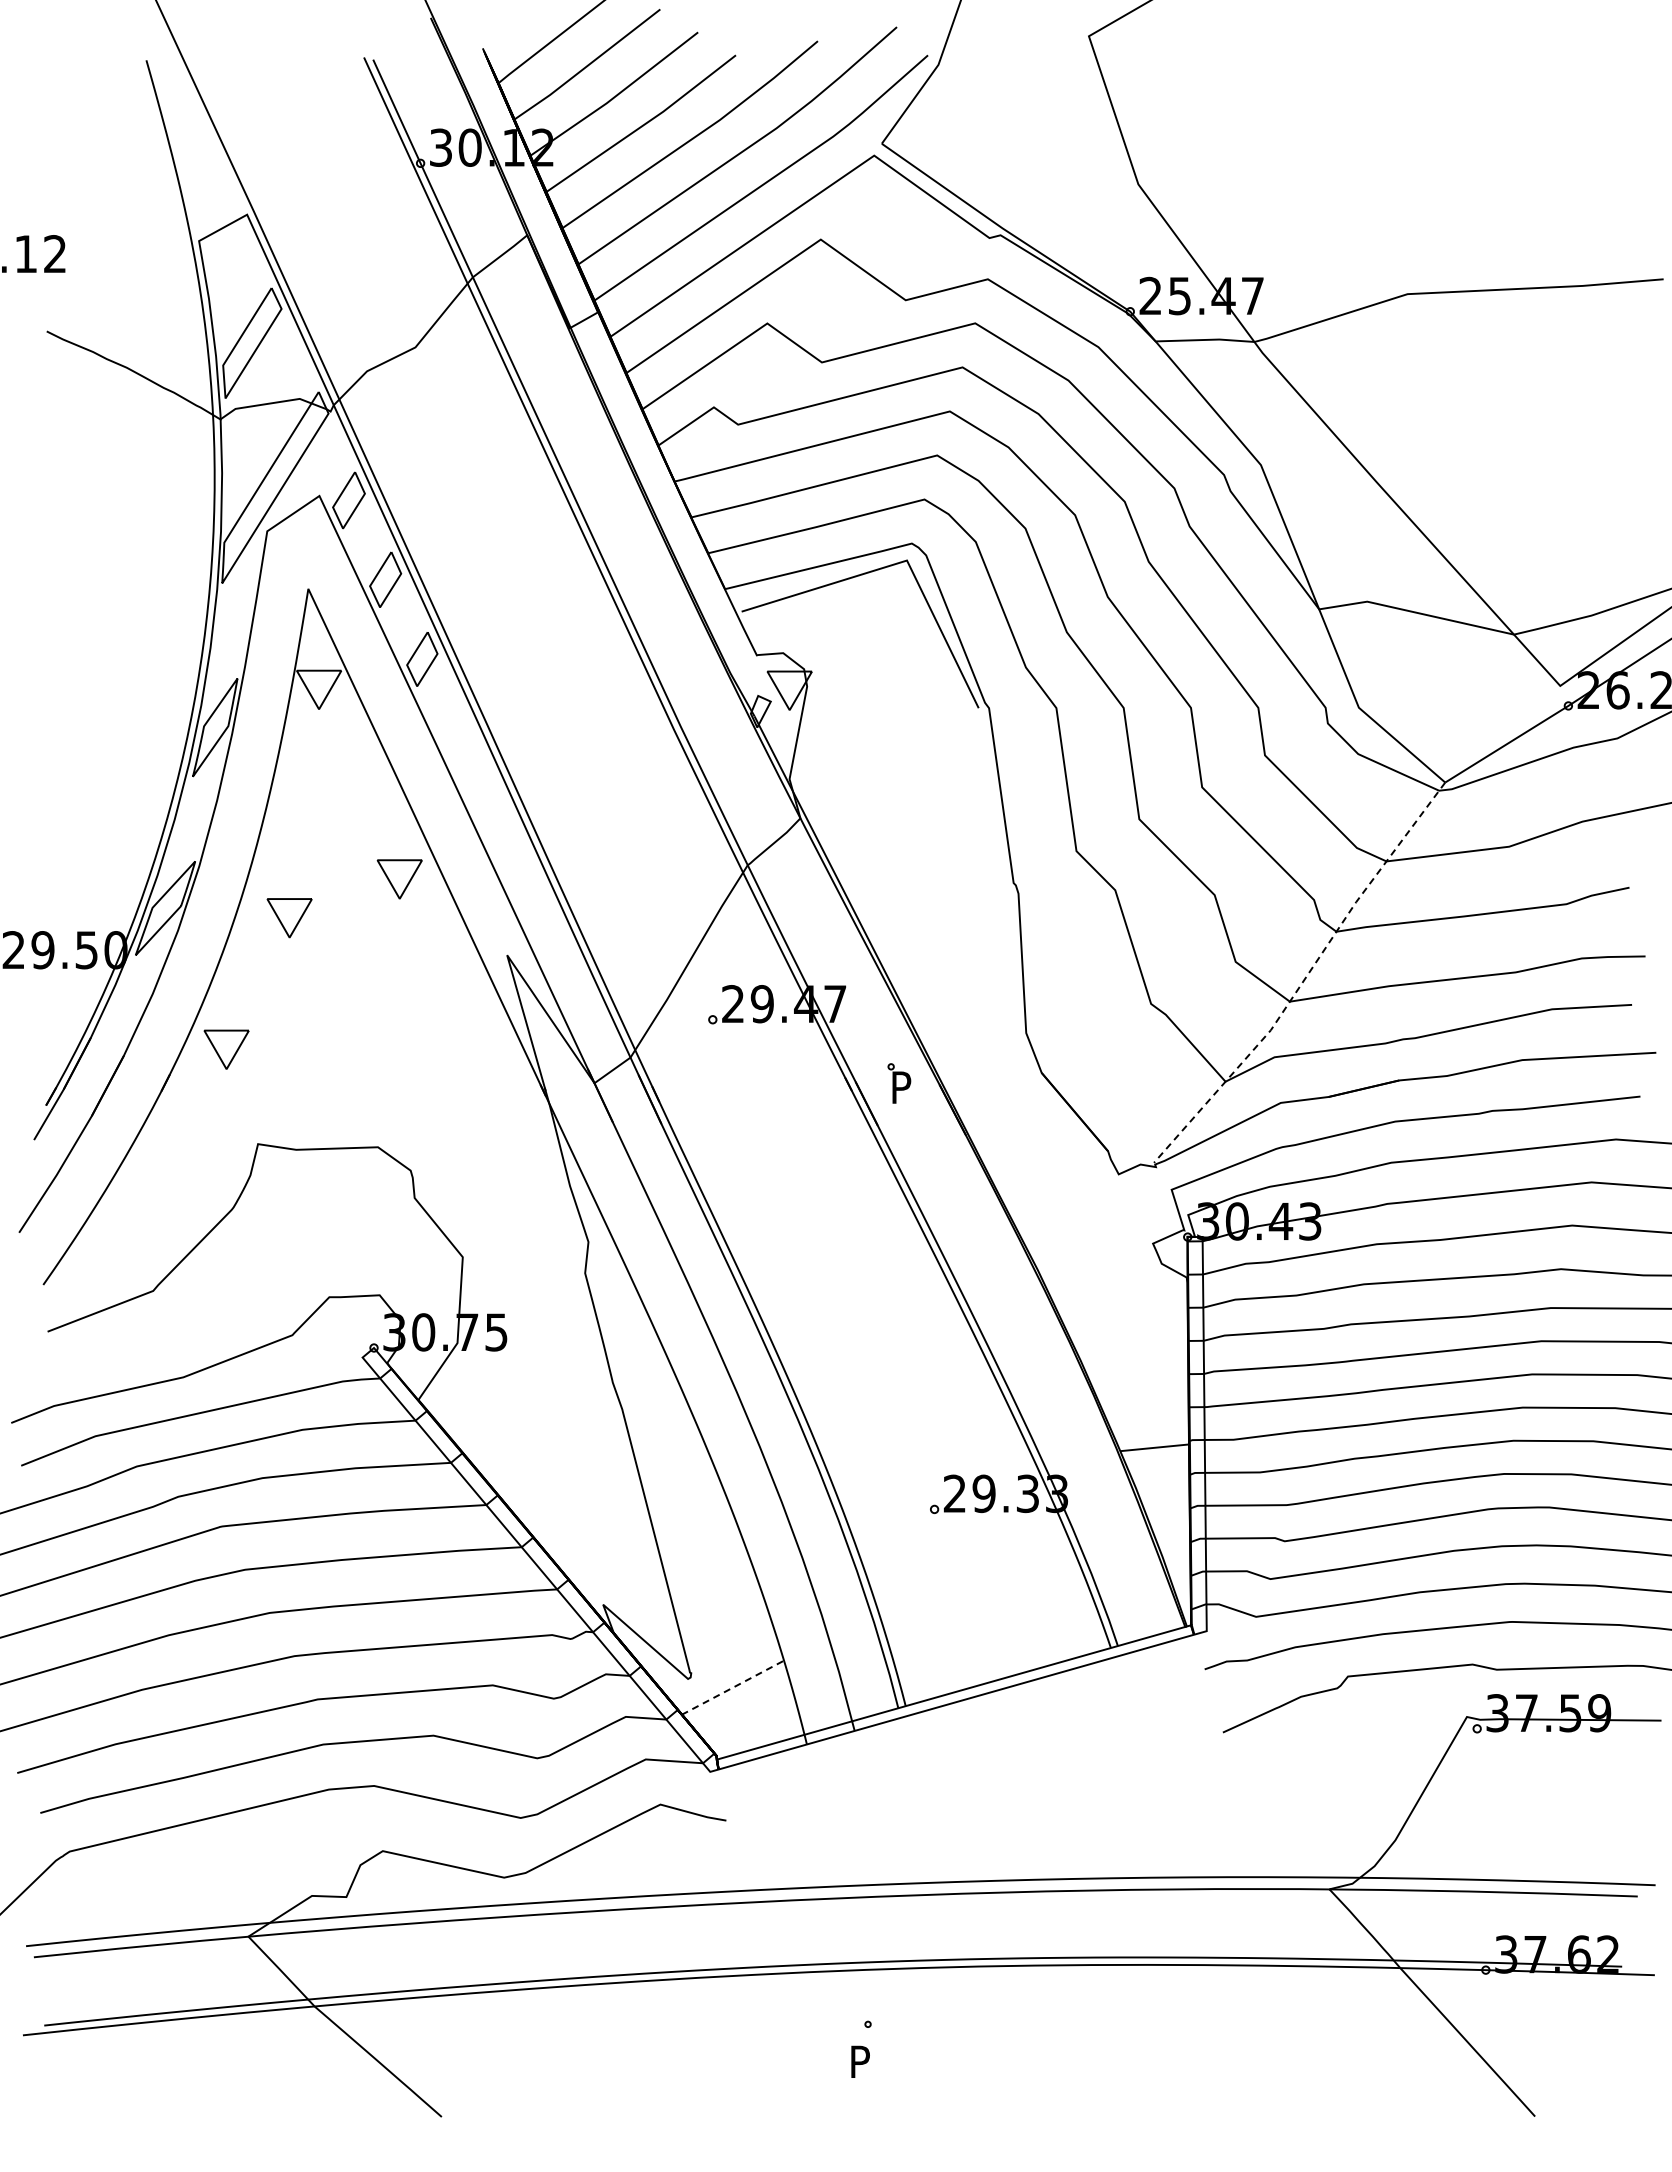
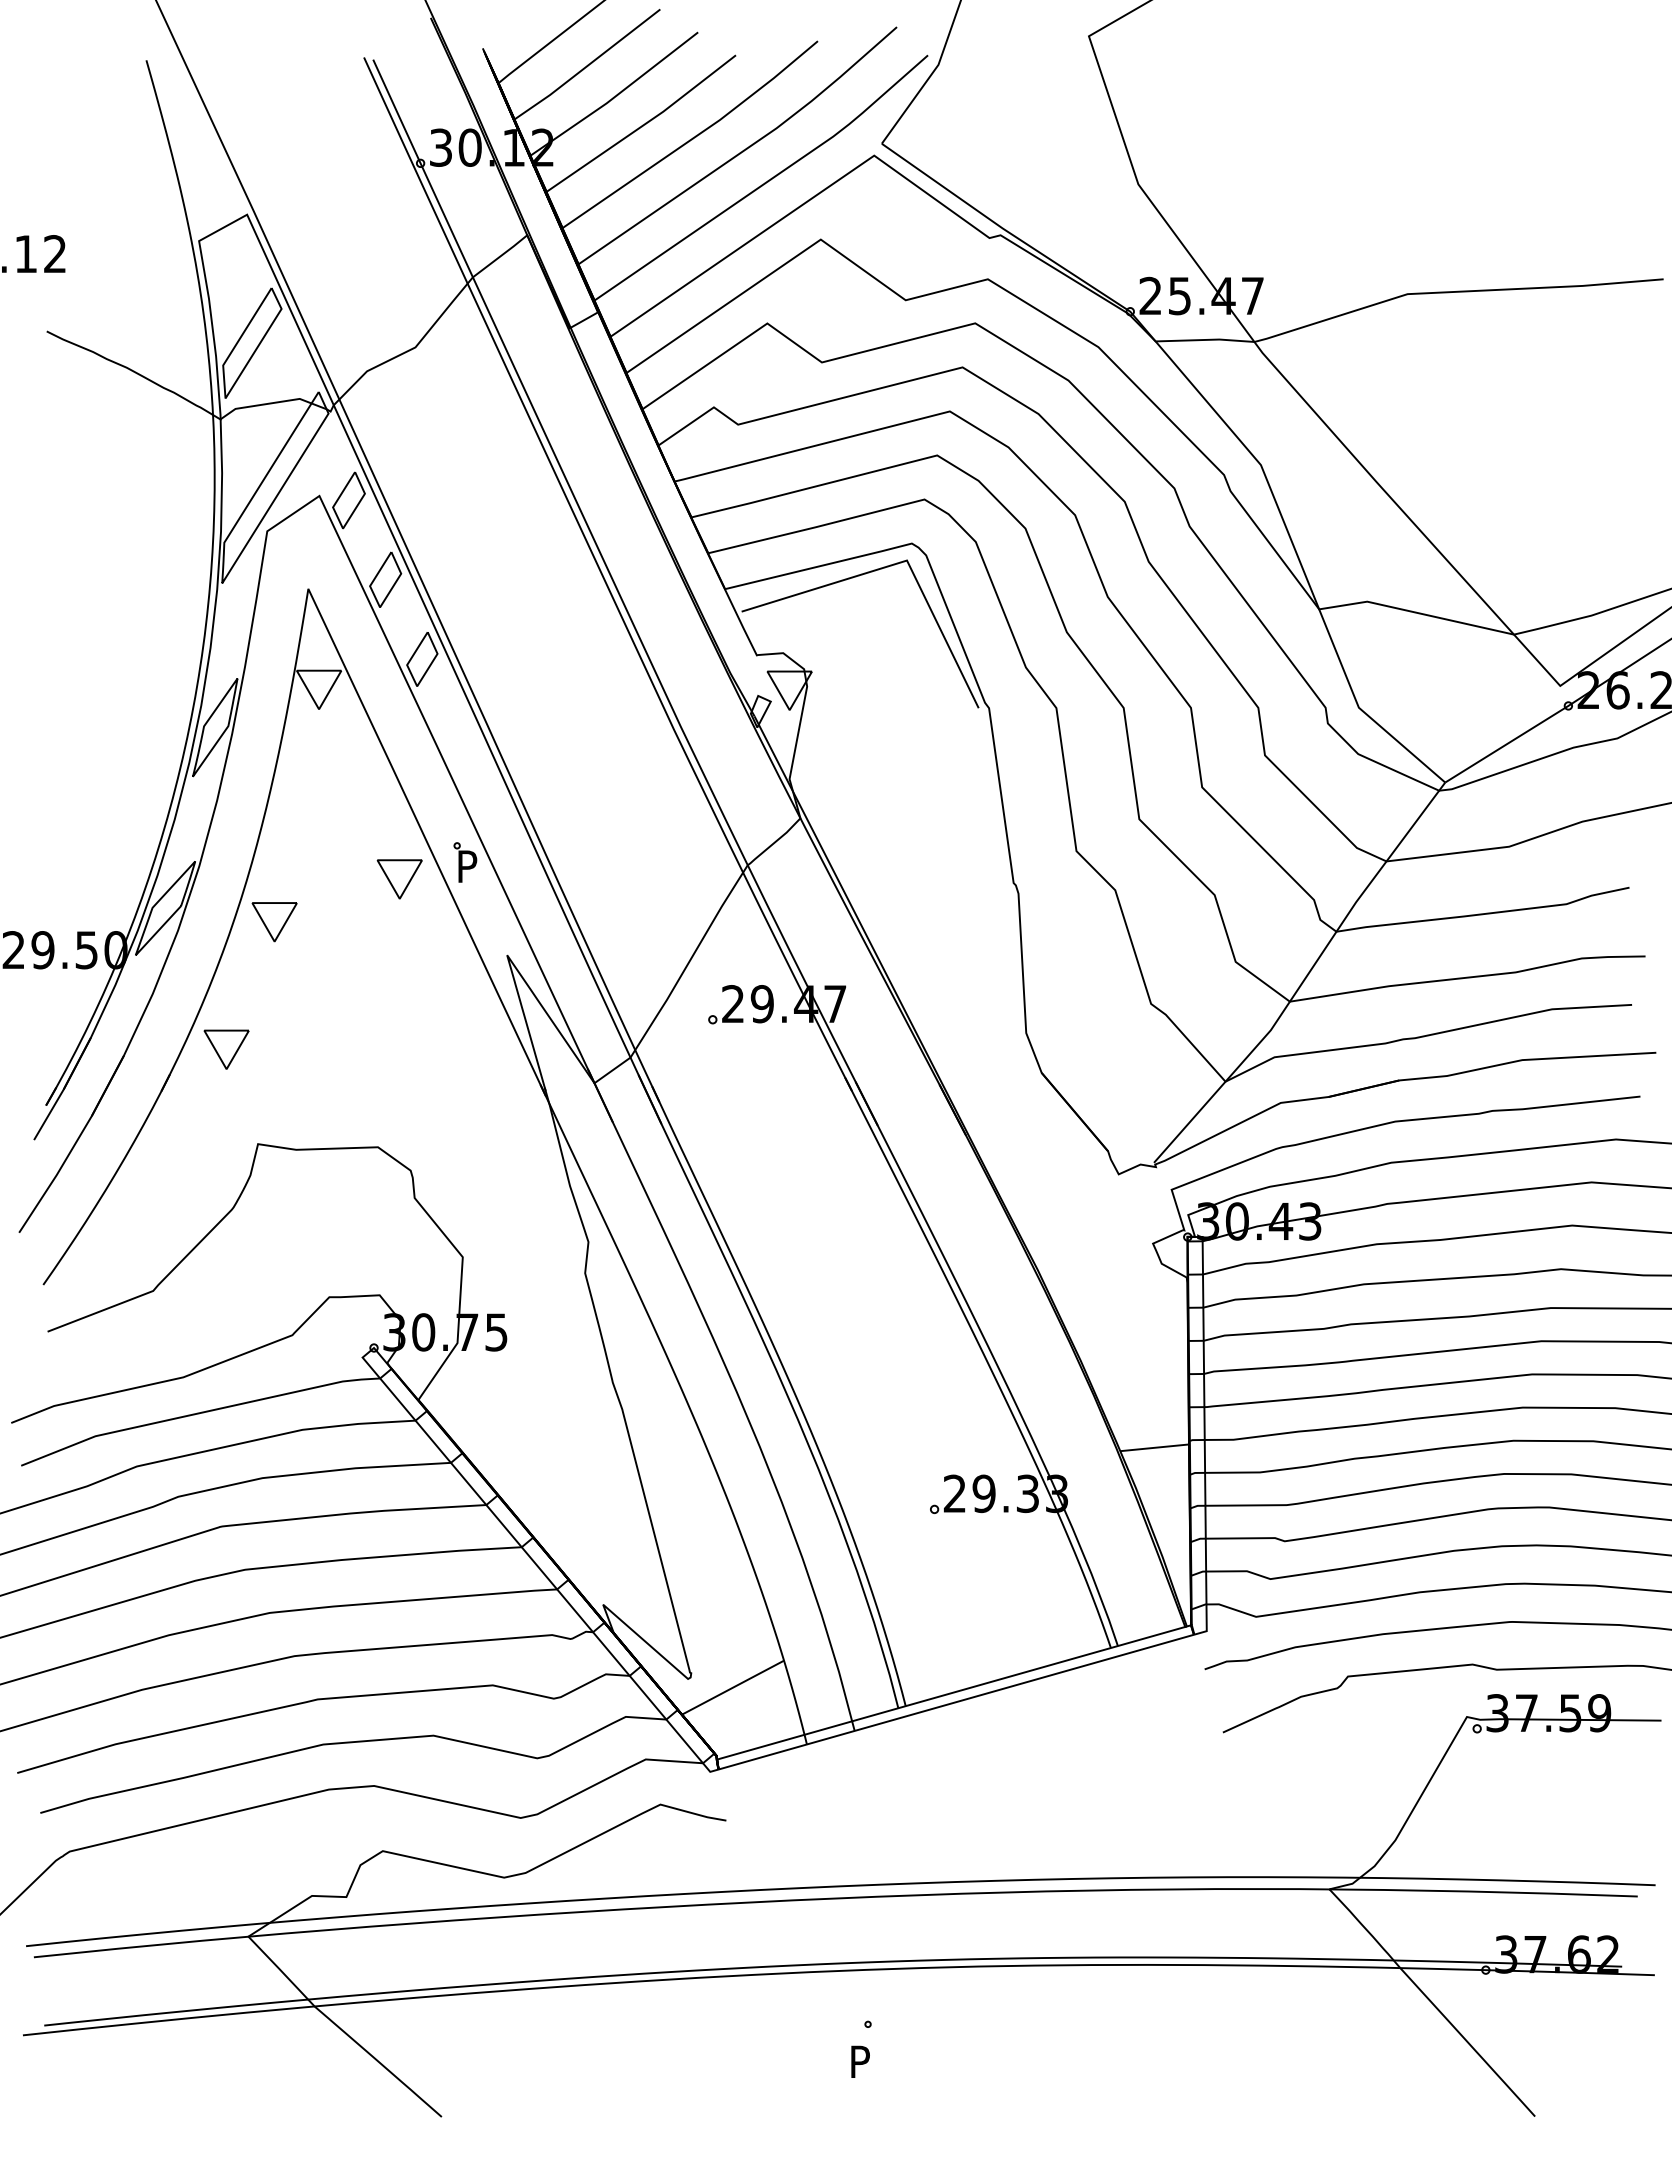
part position: (289, 918) -> (274, 922) (274, 922)
line: dashed -> solid (1306, 977)
part position: (899, 1083) -> (465, 862) (465, 862)
line: dashed -> solid (732, 1687)
